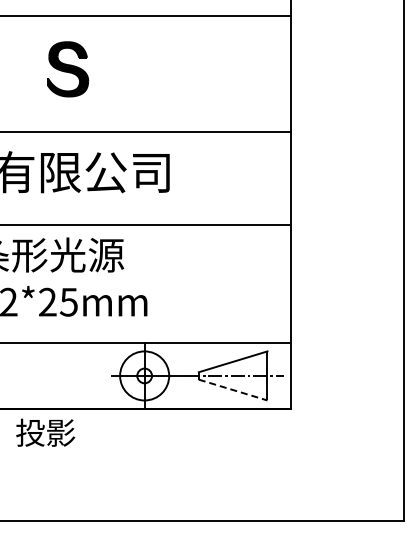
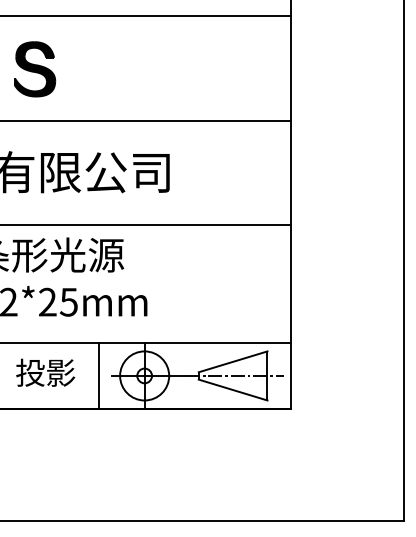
part position: (68, 69) -> (35, 69) (35, 69)
line position: (146, 131) -> (146, 120) (146, 120)
line: none -> present (98, 375)
line: dashed -> solid (233, 390)
text position: (45, 432) -> (45, 372) (45, 372)
